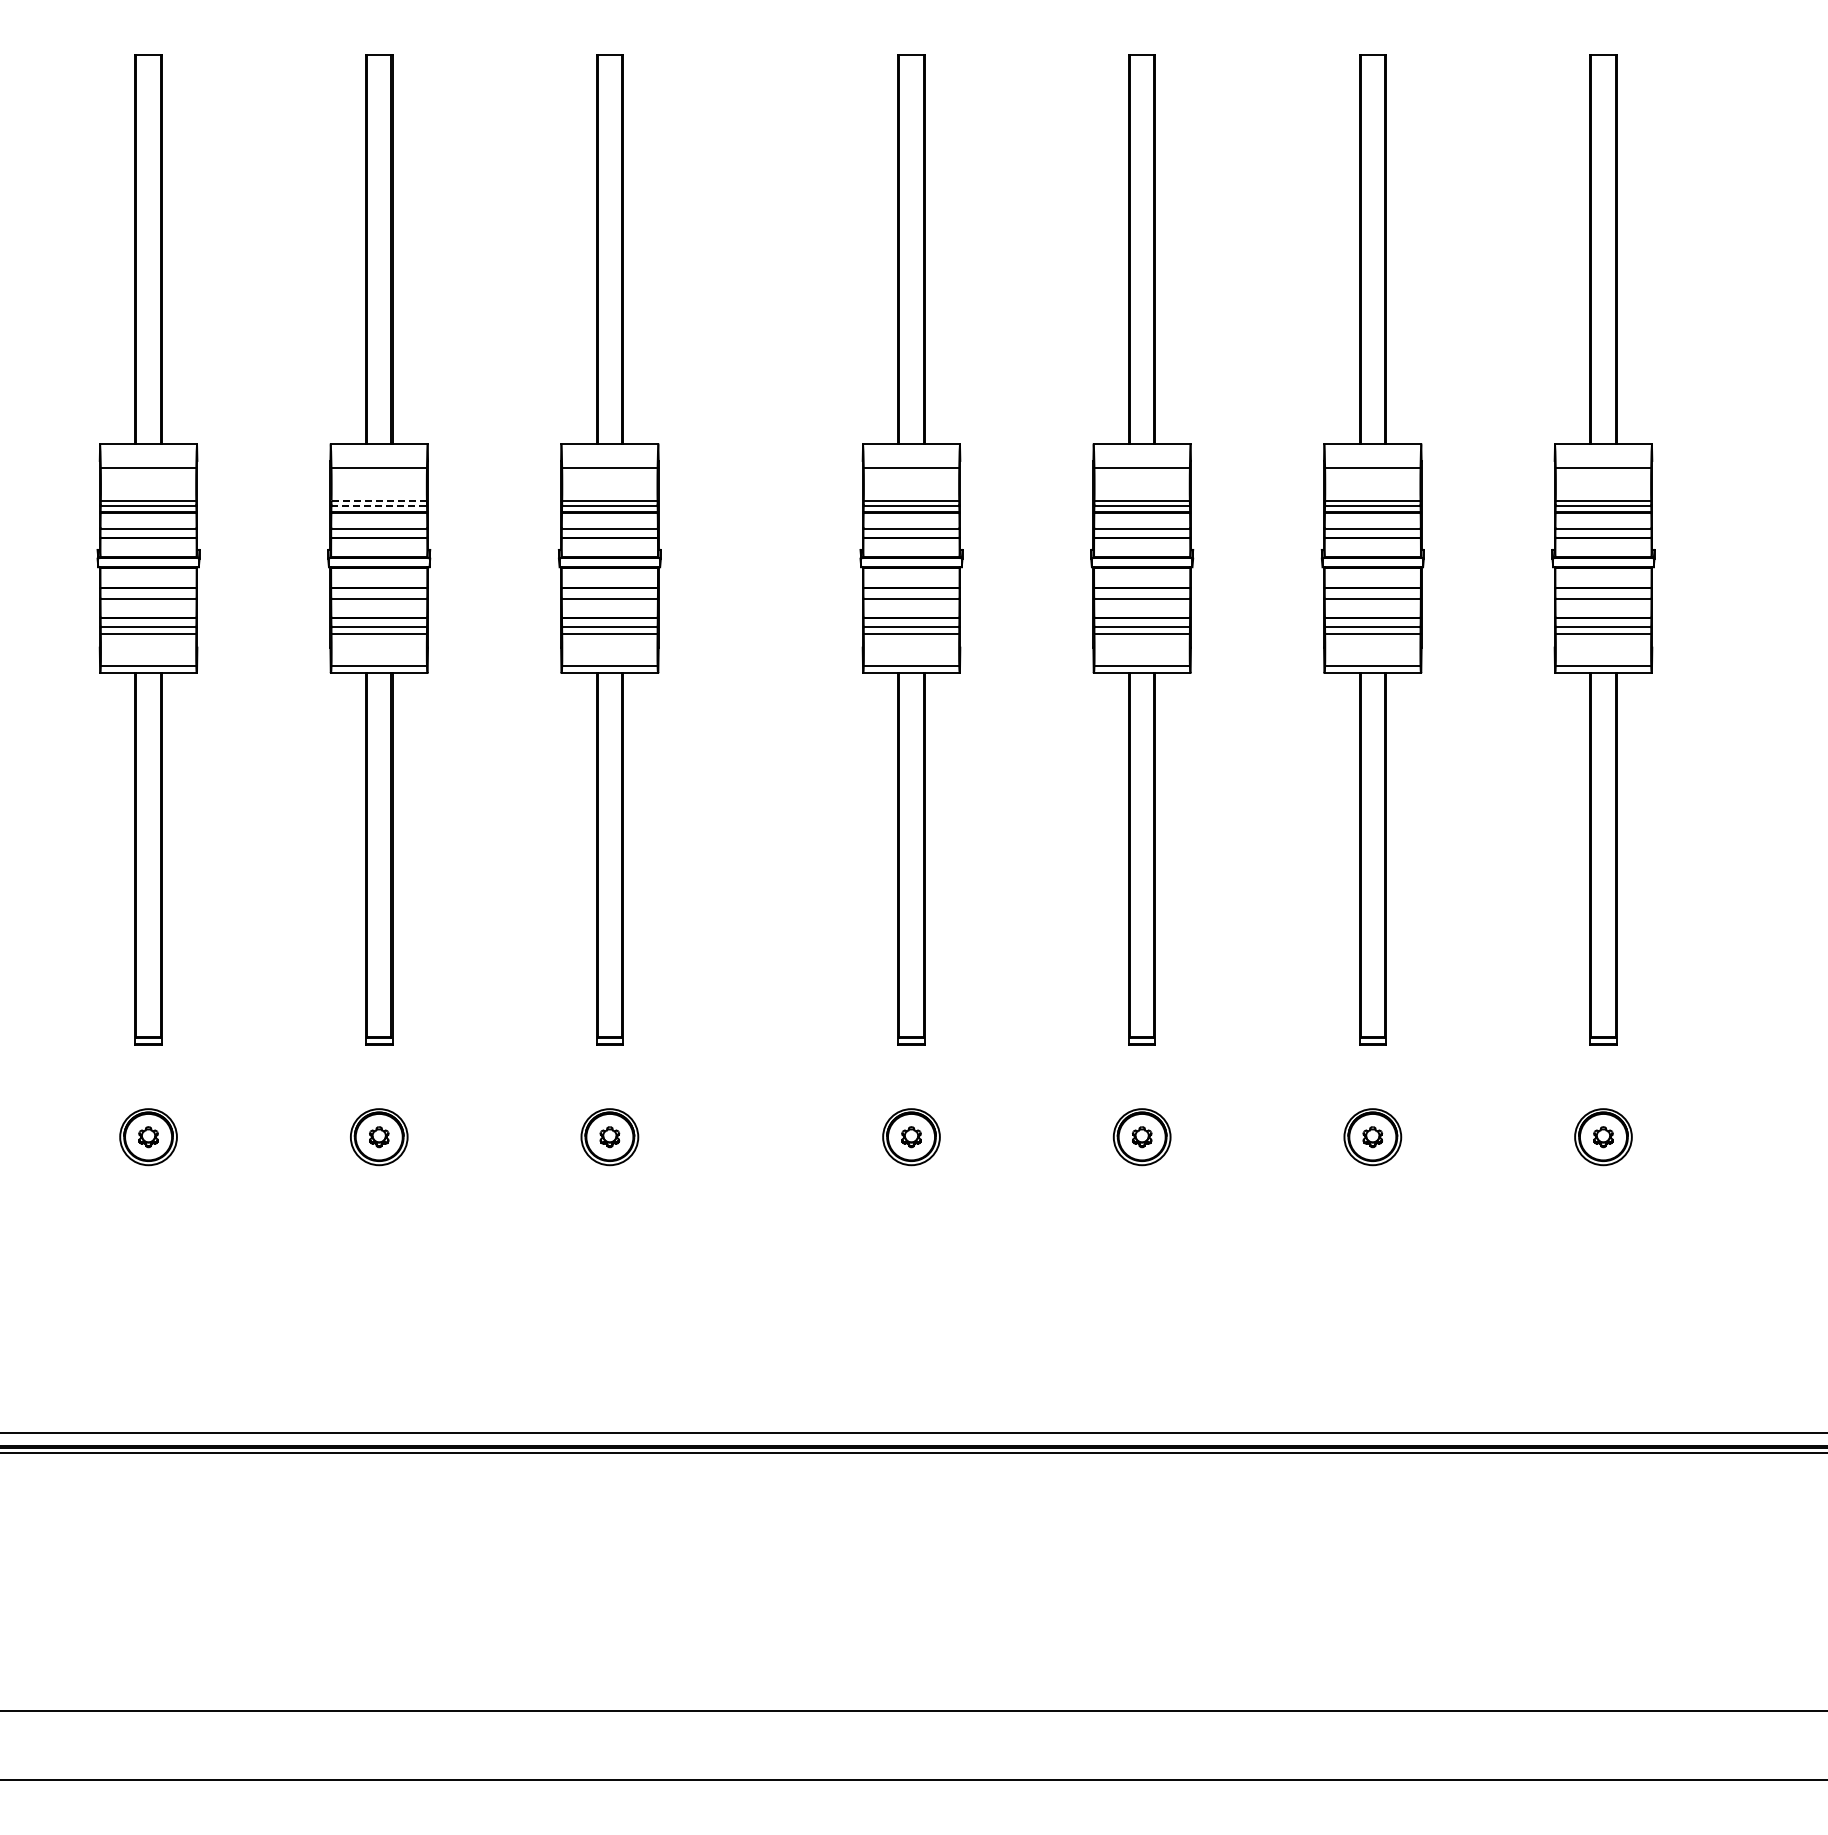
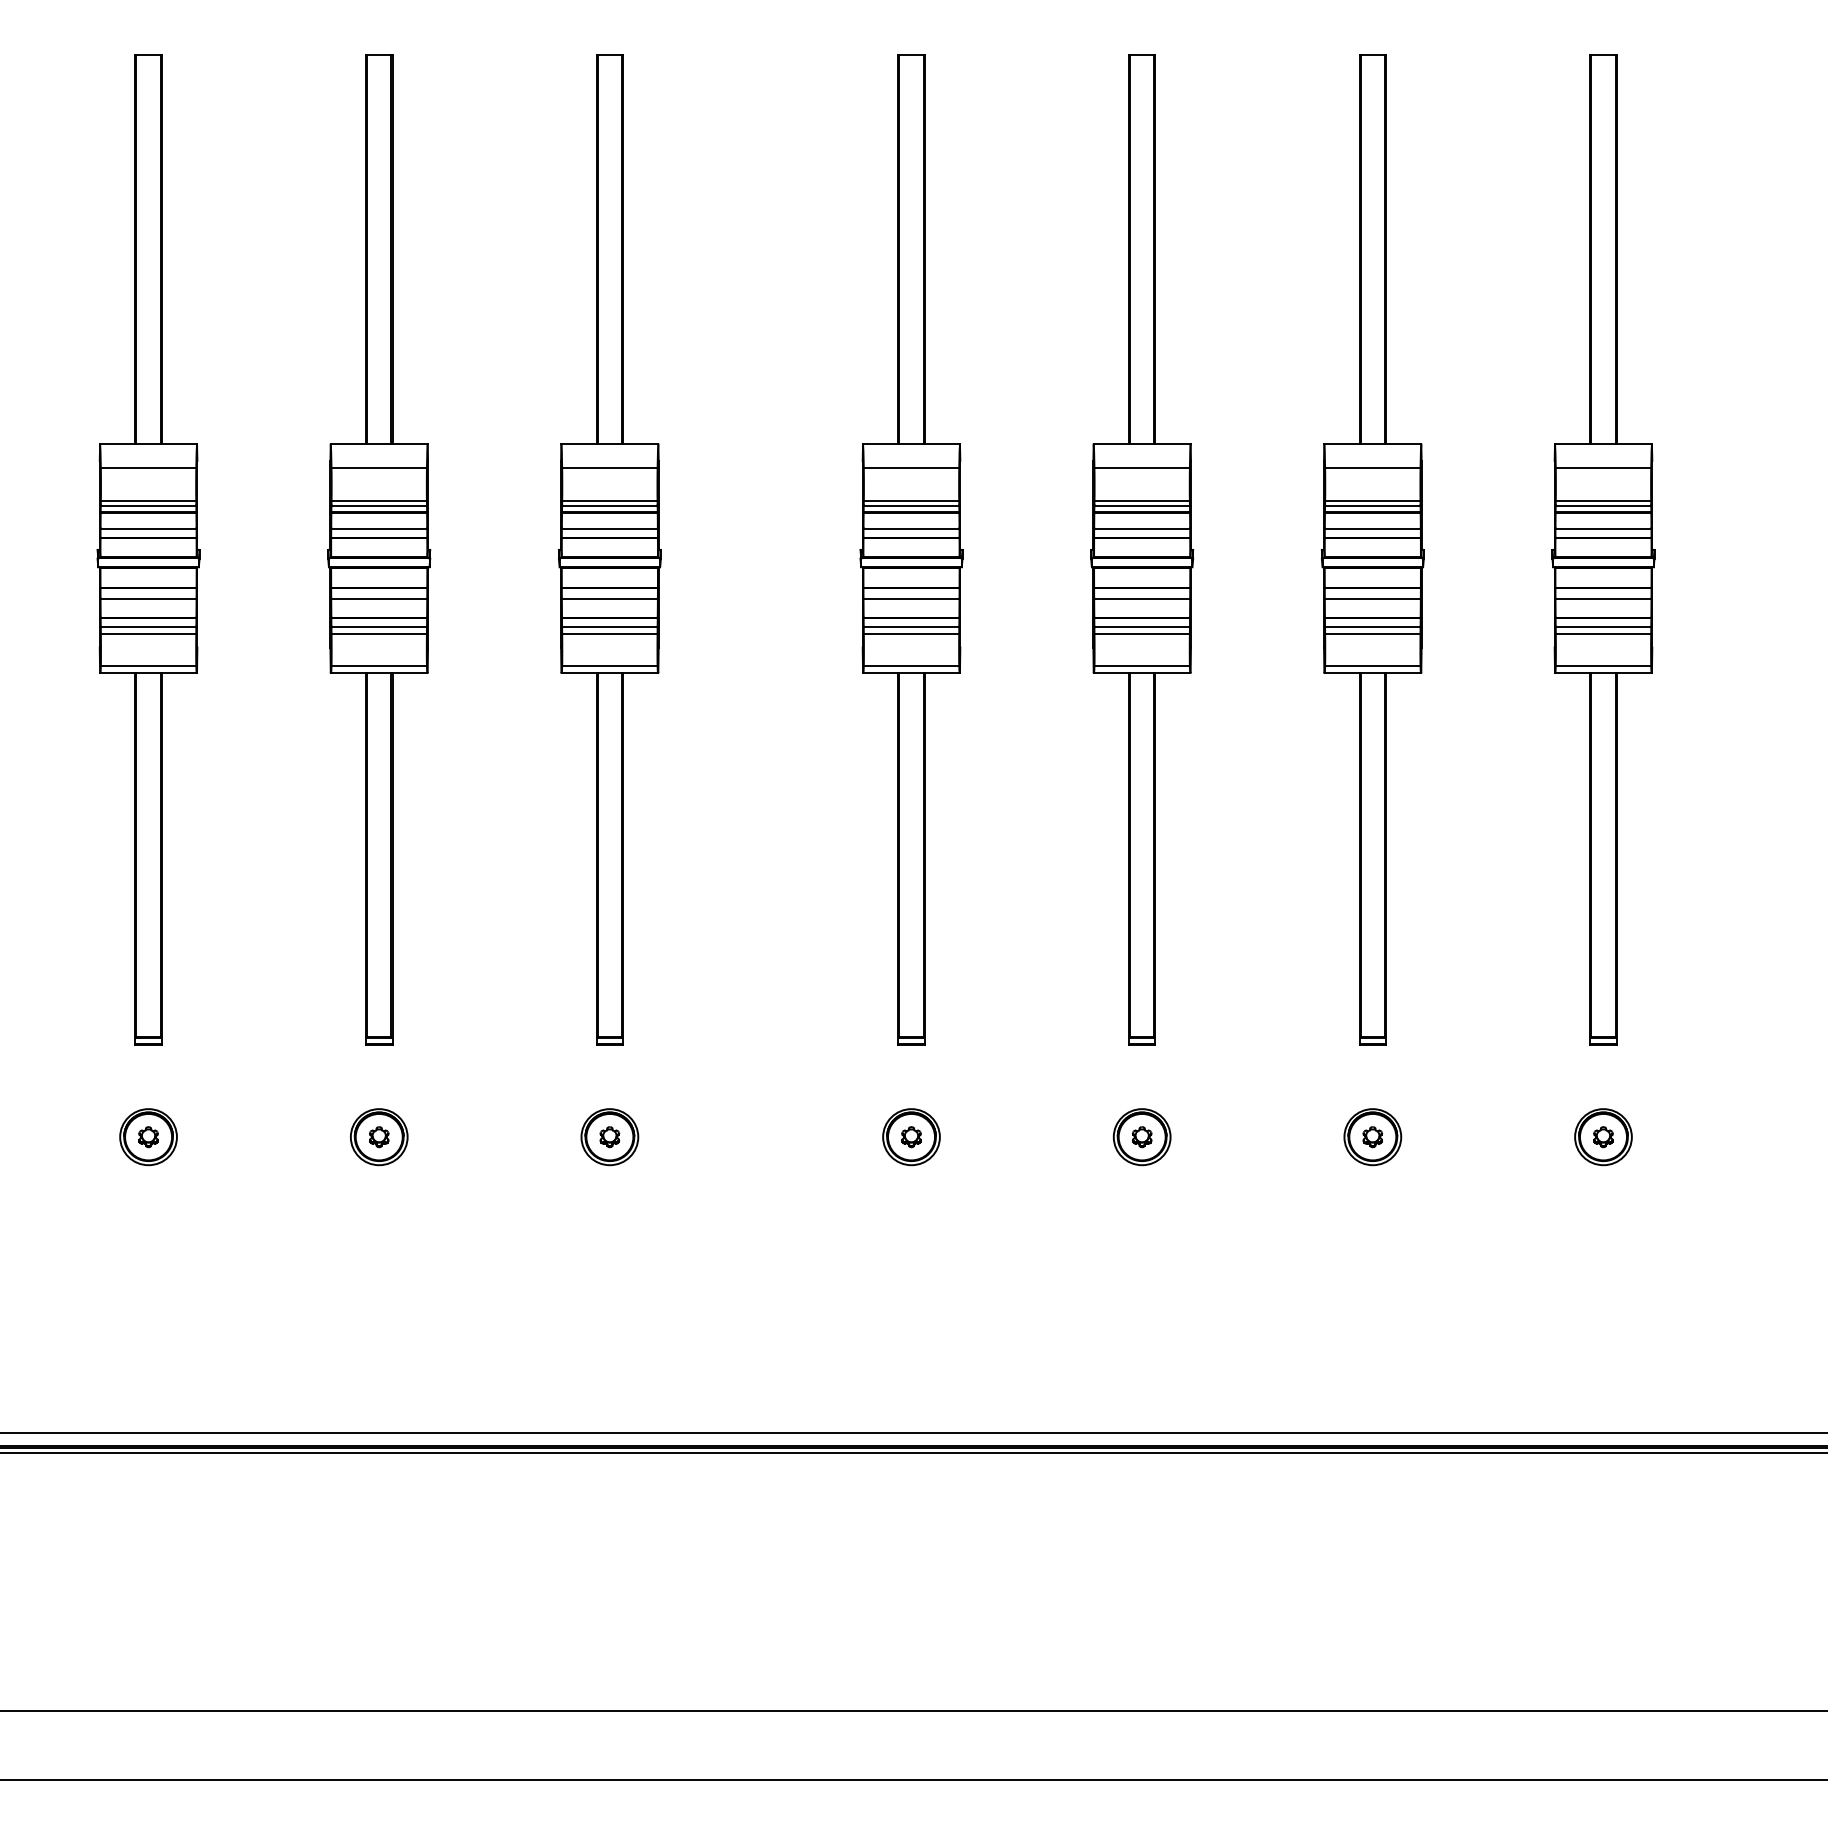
line: dashed -> solid (379, 500)
line: dashed -> solid (379, 506)
